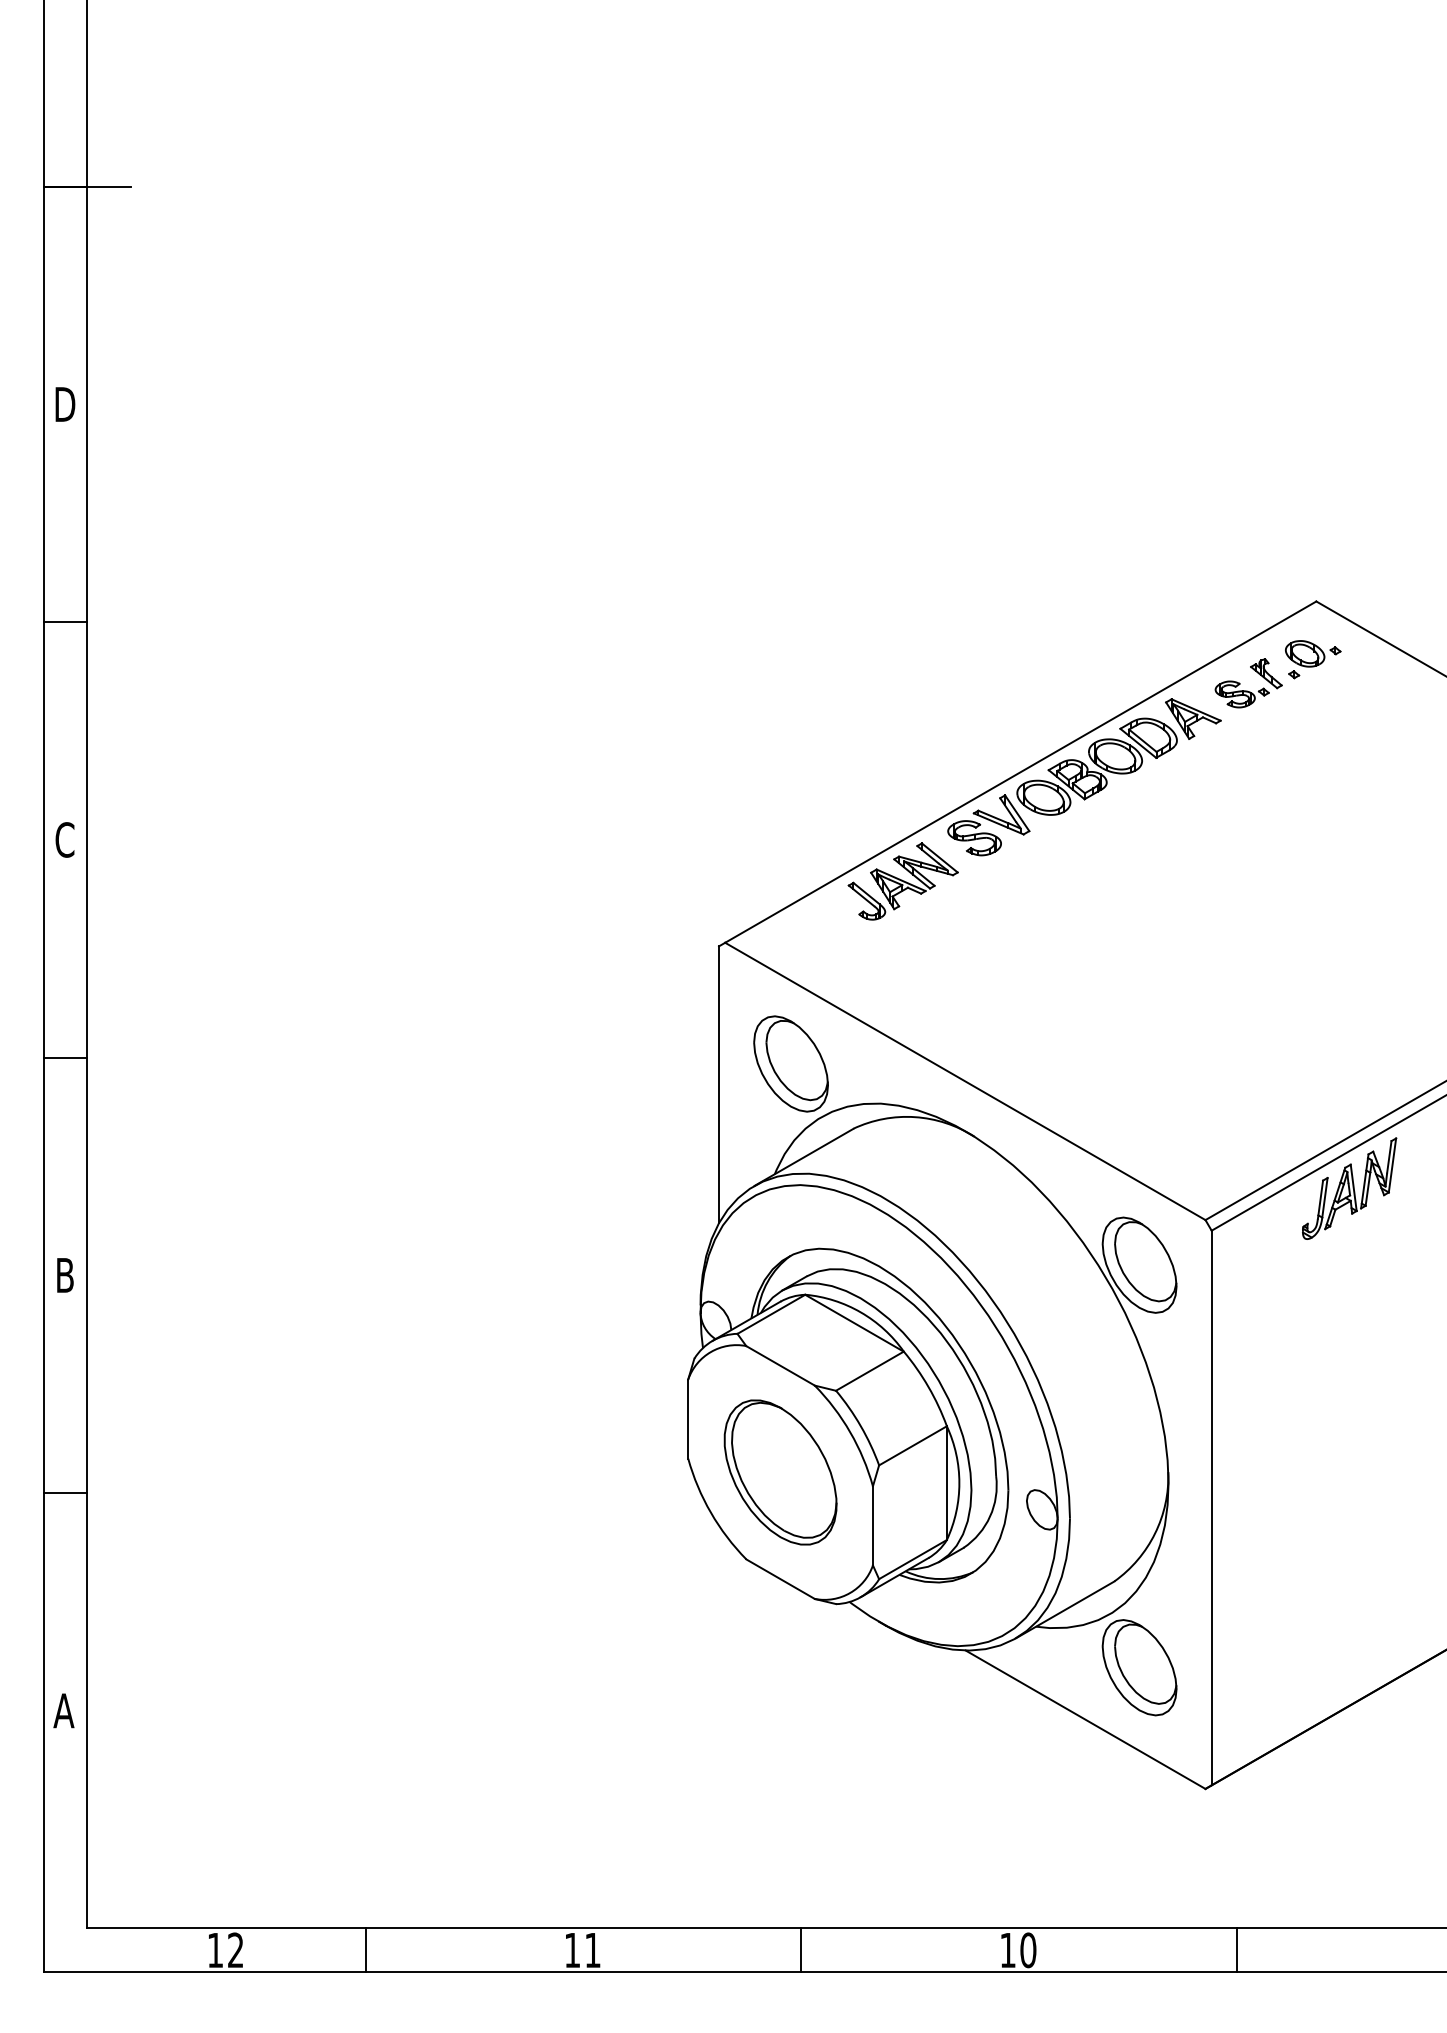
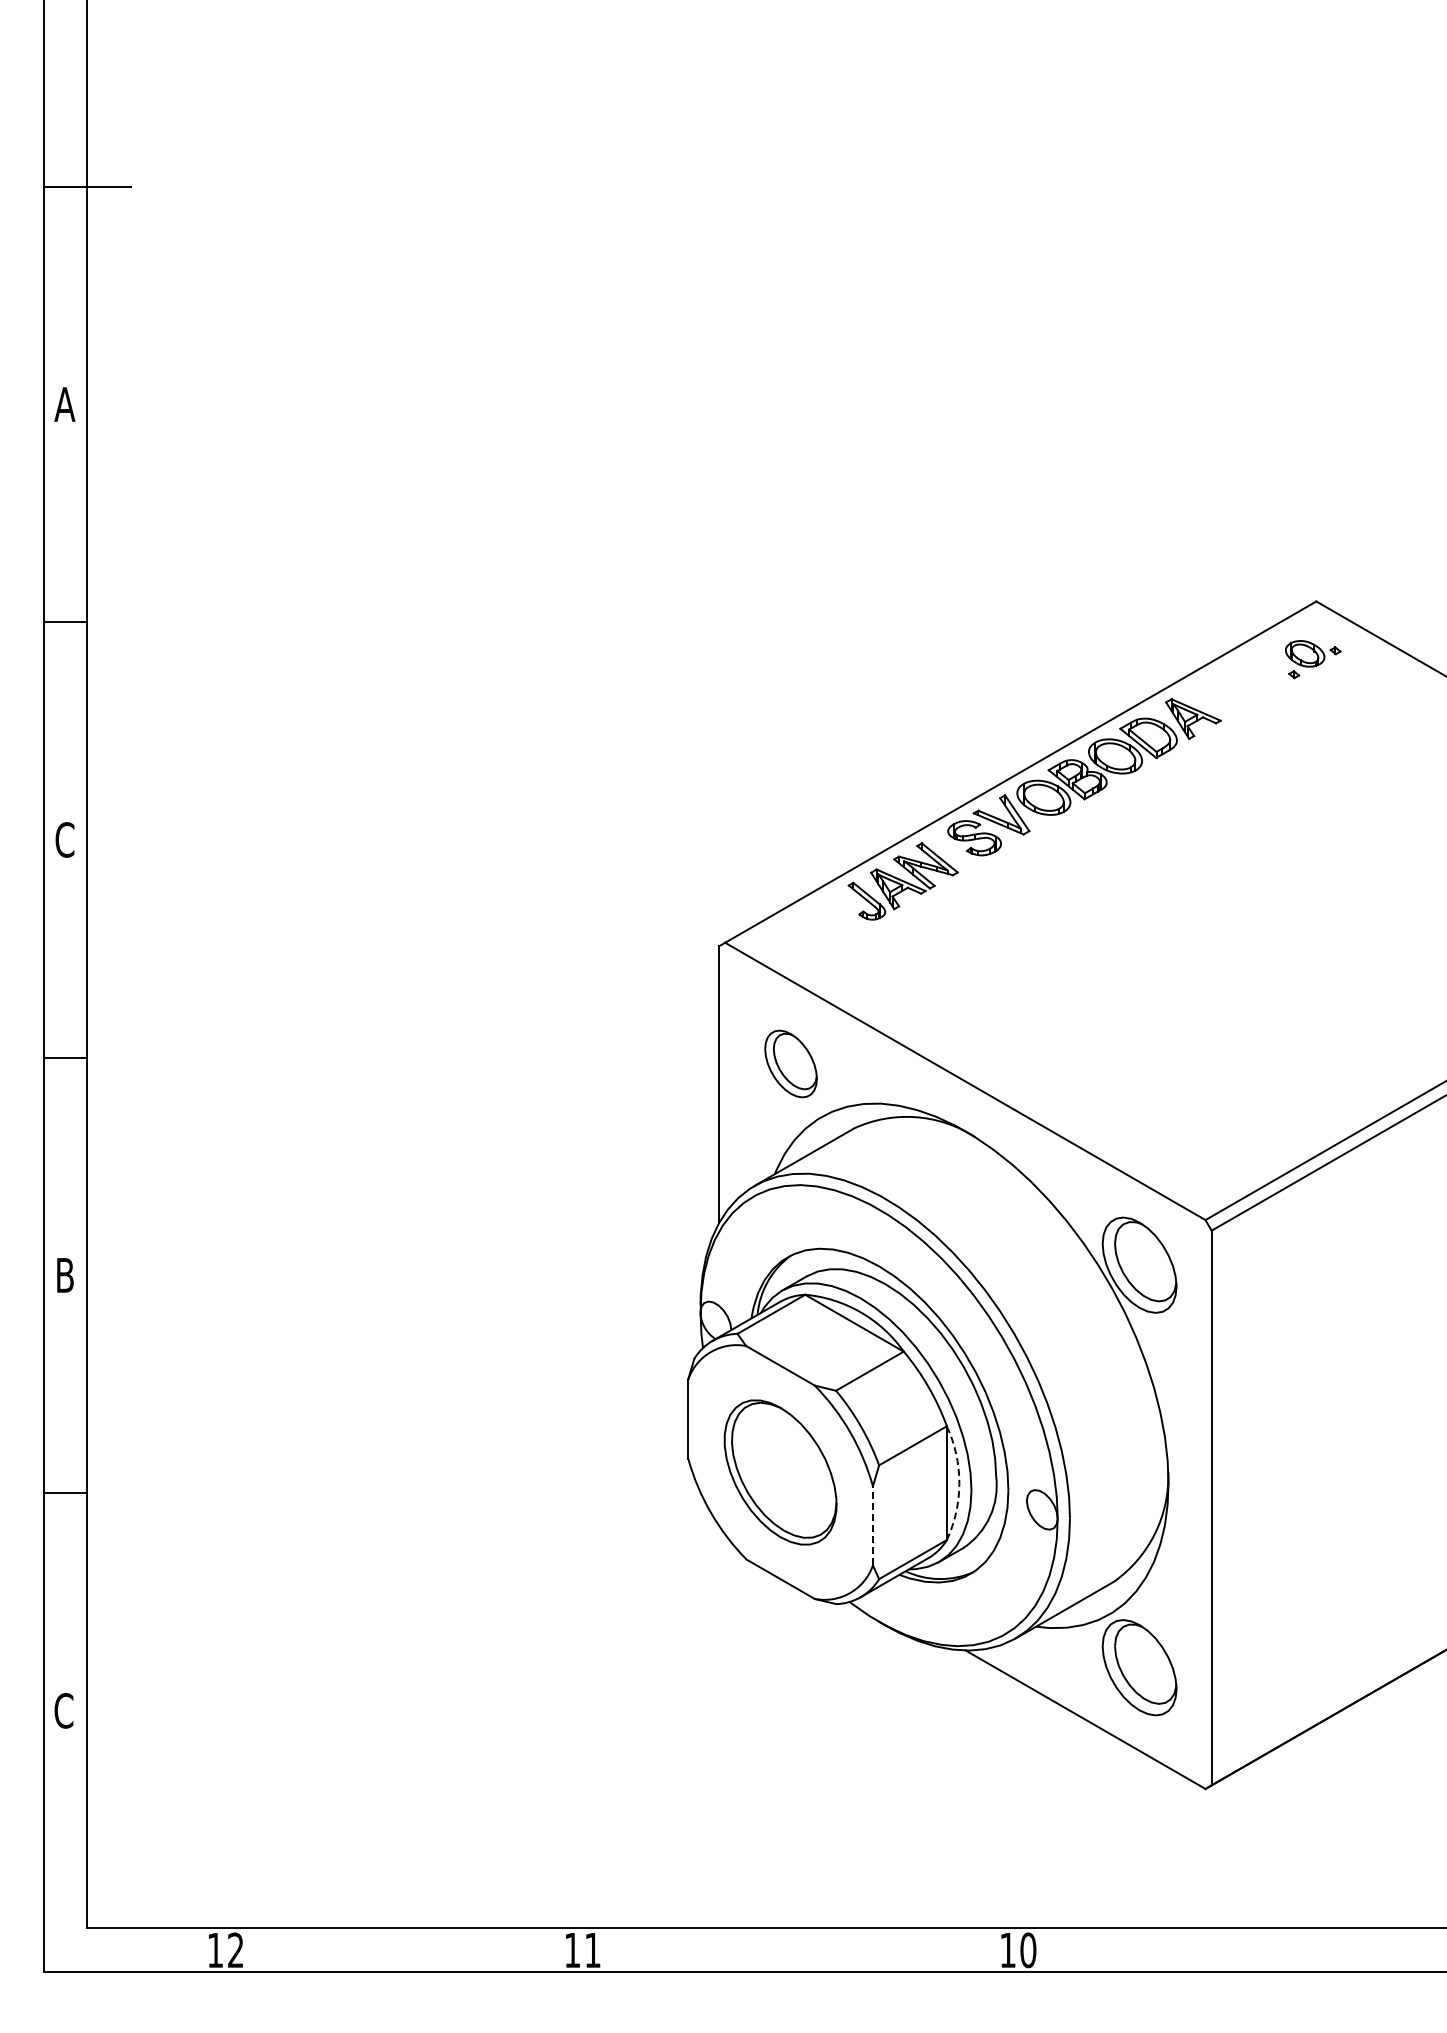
text: D -> A (64, 404)
part: present -> none (1247, 690)
part size: 76x98 px -> 54x70 px (790, 1063)
part: present -> none (1349, 1188)
arc: solid -> dashed (959, 1483)
line: solid -> dashed (872, 1525)
text: A -> C (63, 1710)
line: present -> none (365, 1950)
line: present -> none (801, 1950)
line: present -> none (1236, 1950)
